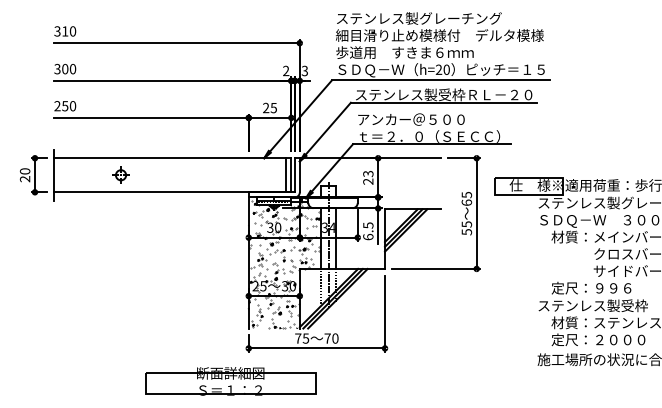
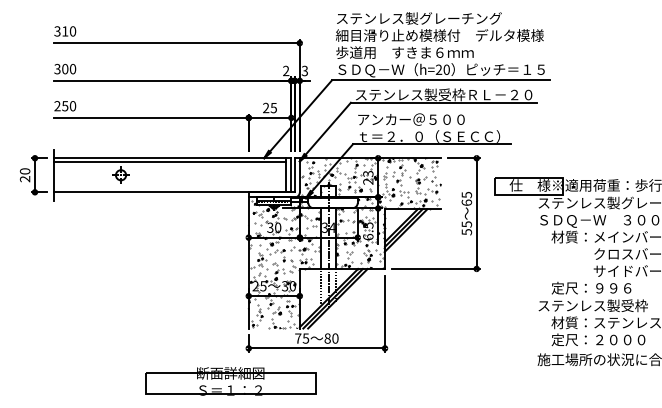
line: none -> present (169, 161)
hatch: none -> present (371, 213)
text: 70 -> 80 (327, 338)
